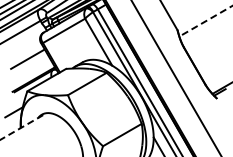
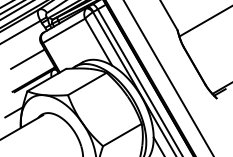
line: dashed -> solid (206, 21)
line position: (175, 77) -> (168, 77) (168, 77)
line: dashed -> solid (21, 127)
